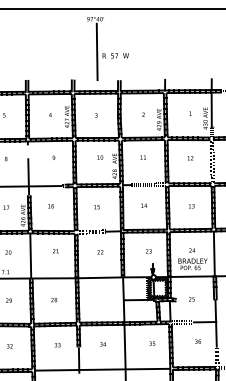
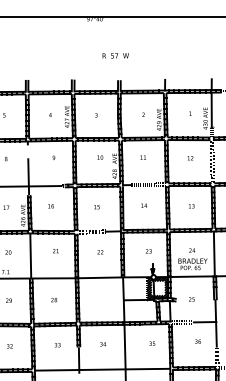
line position: (112, 8) -> (112, 16) (112, 16)
line: present -> none (96, 51)
